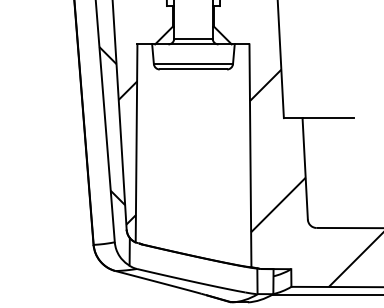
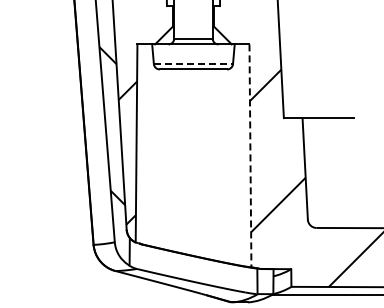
line: solid -> dashed (193, 64)
line: solid -> dashed (250, 156)
